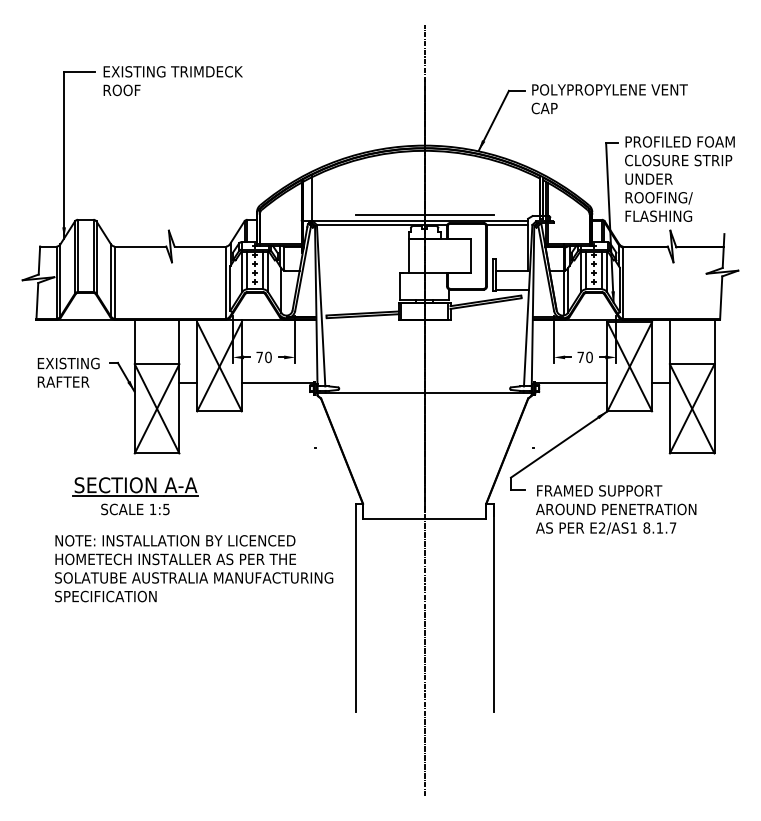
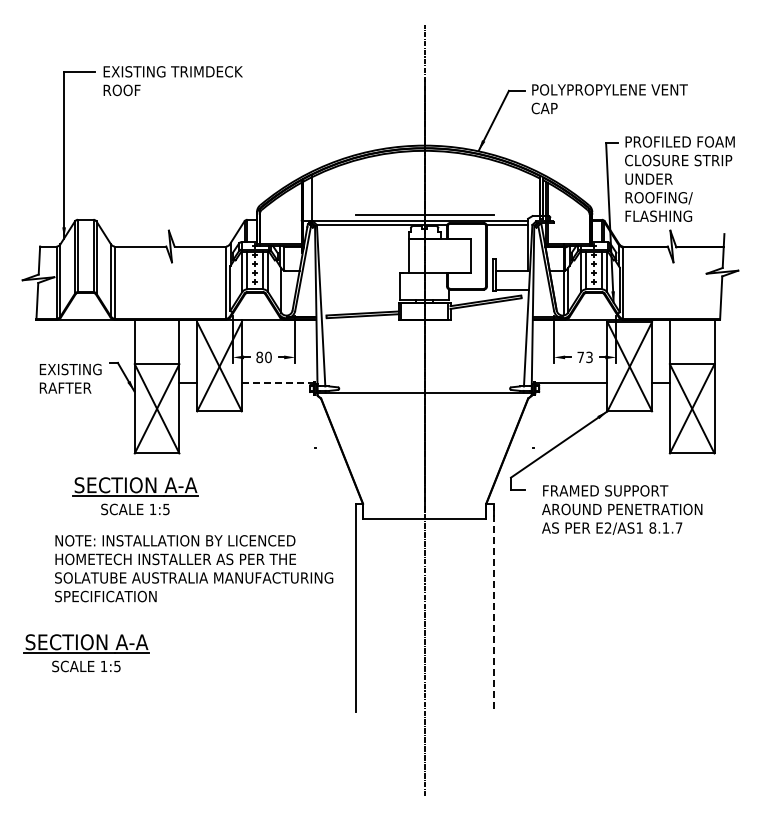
text: 70 -> 80 (259, 357)
text: 70 -> 73 (589, 357)
text position: (68, 372) -> (70, 378) (70, 378)
line: solid -> dashed (278, 382)
text position: (616, 509) -> (622, 509) (622, 509)
line: solid -> dashed (493, 608)
part: none -> present (86, 653)
